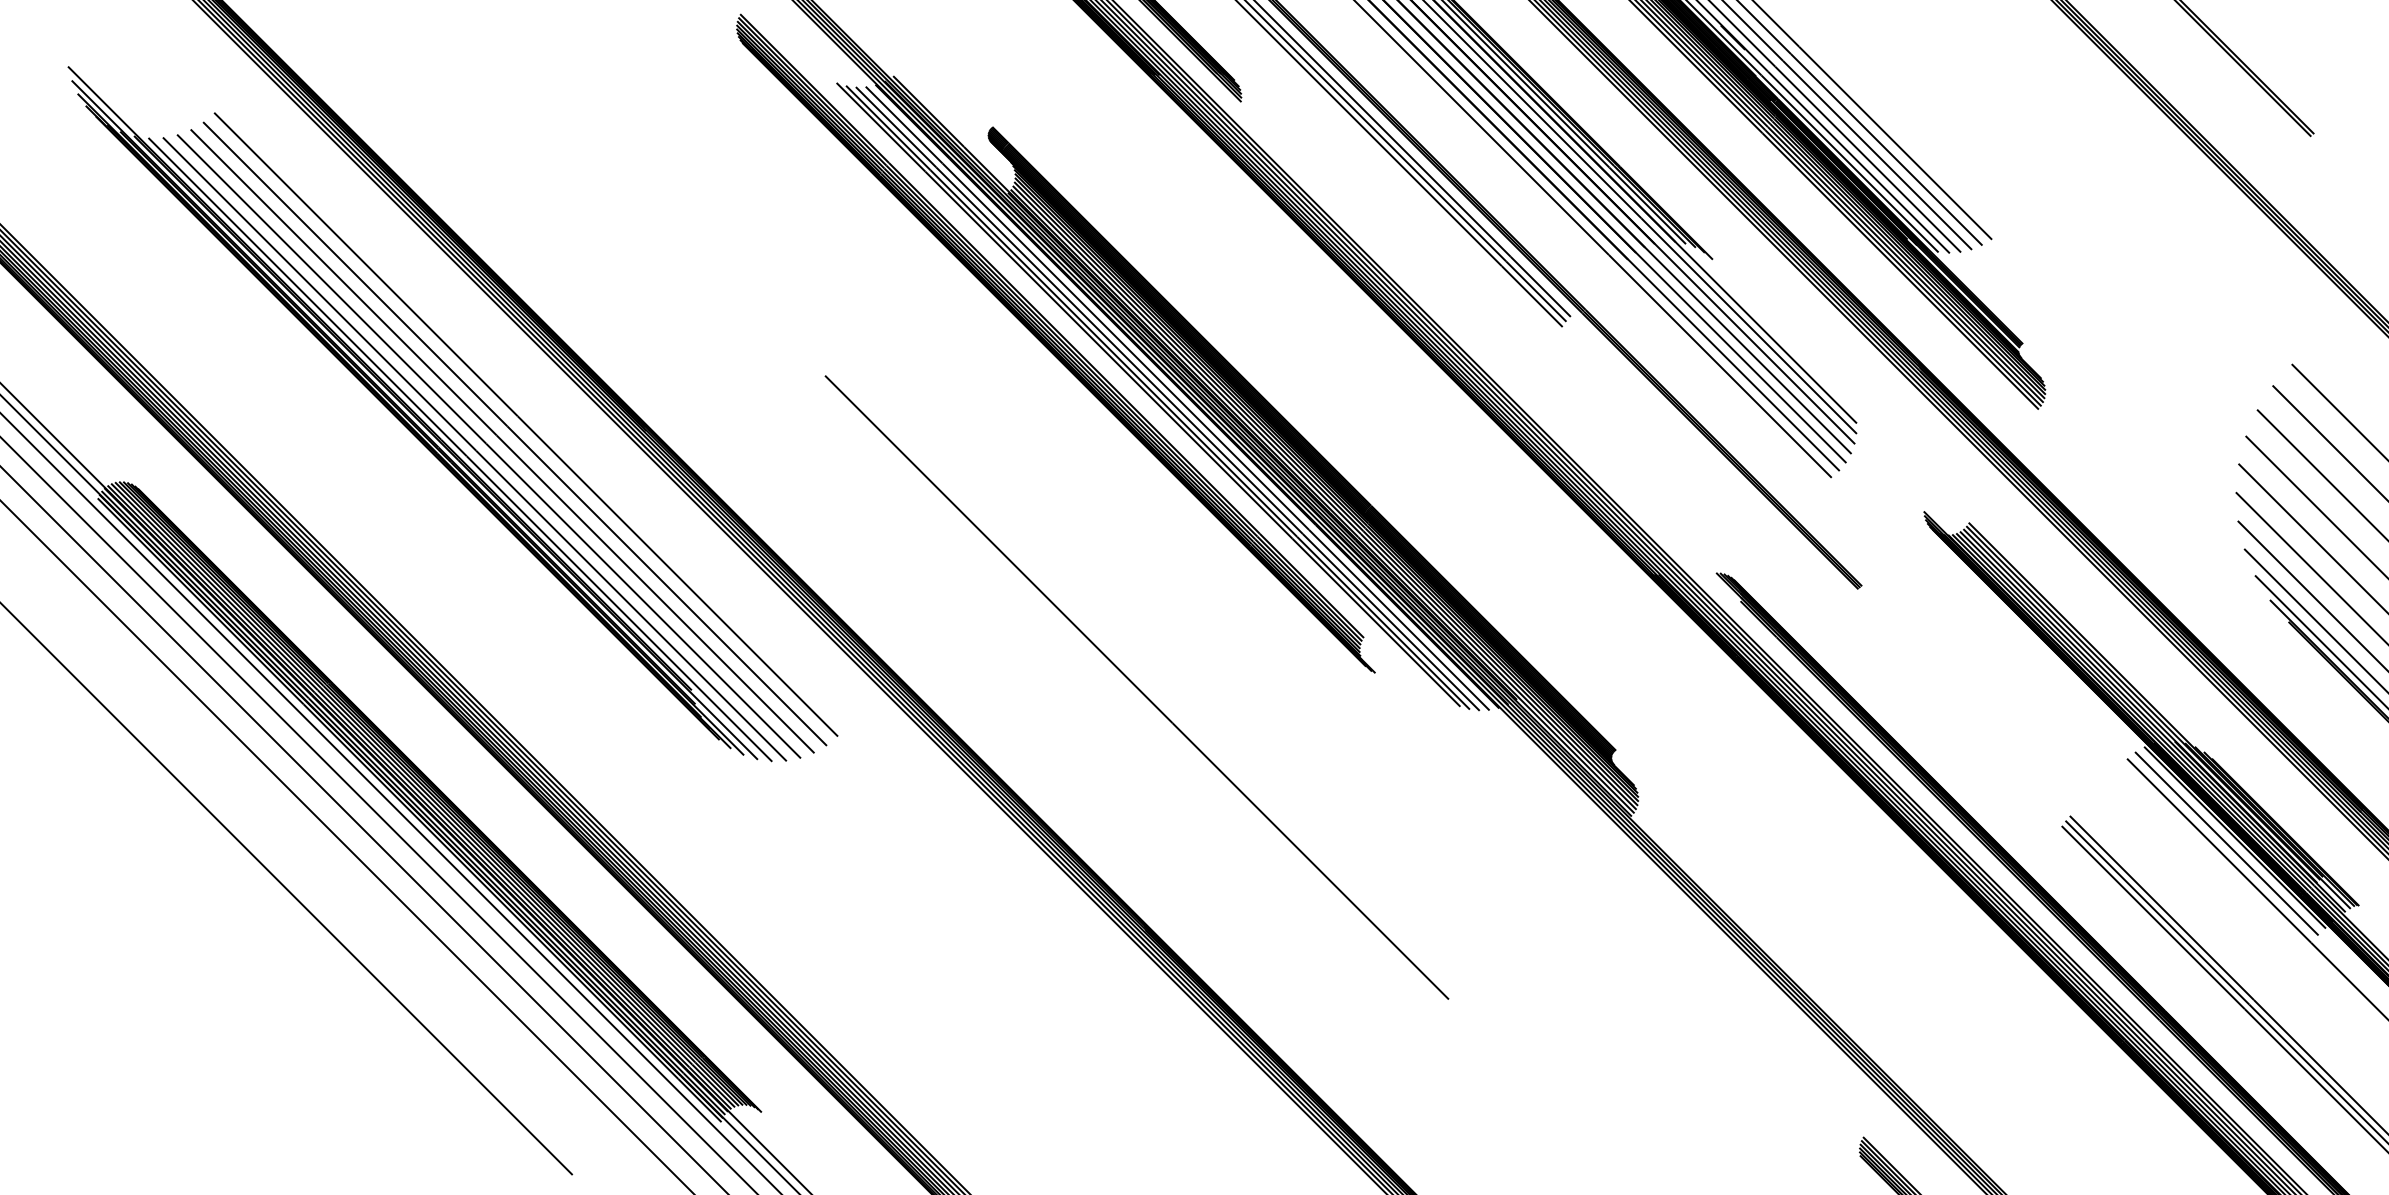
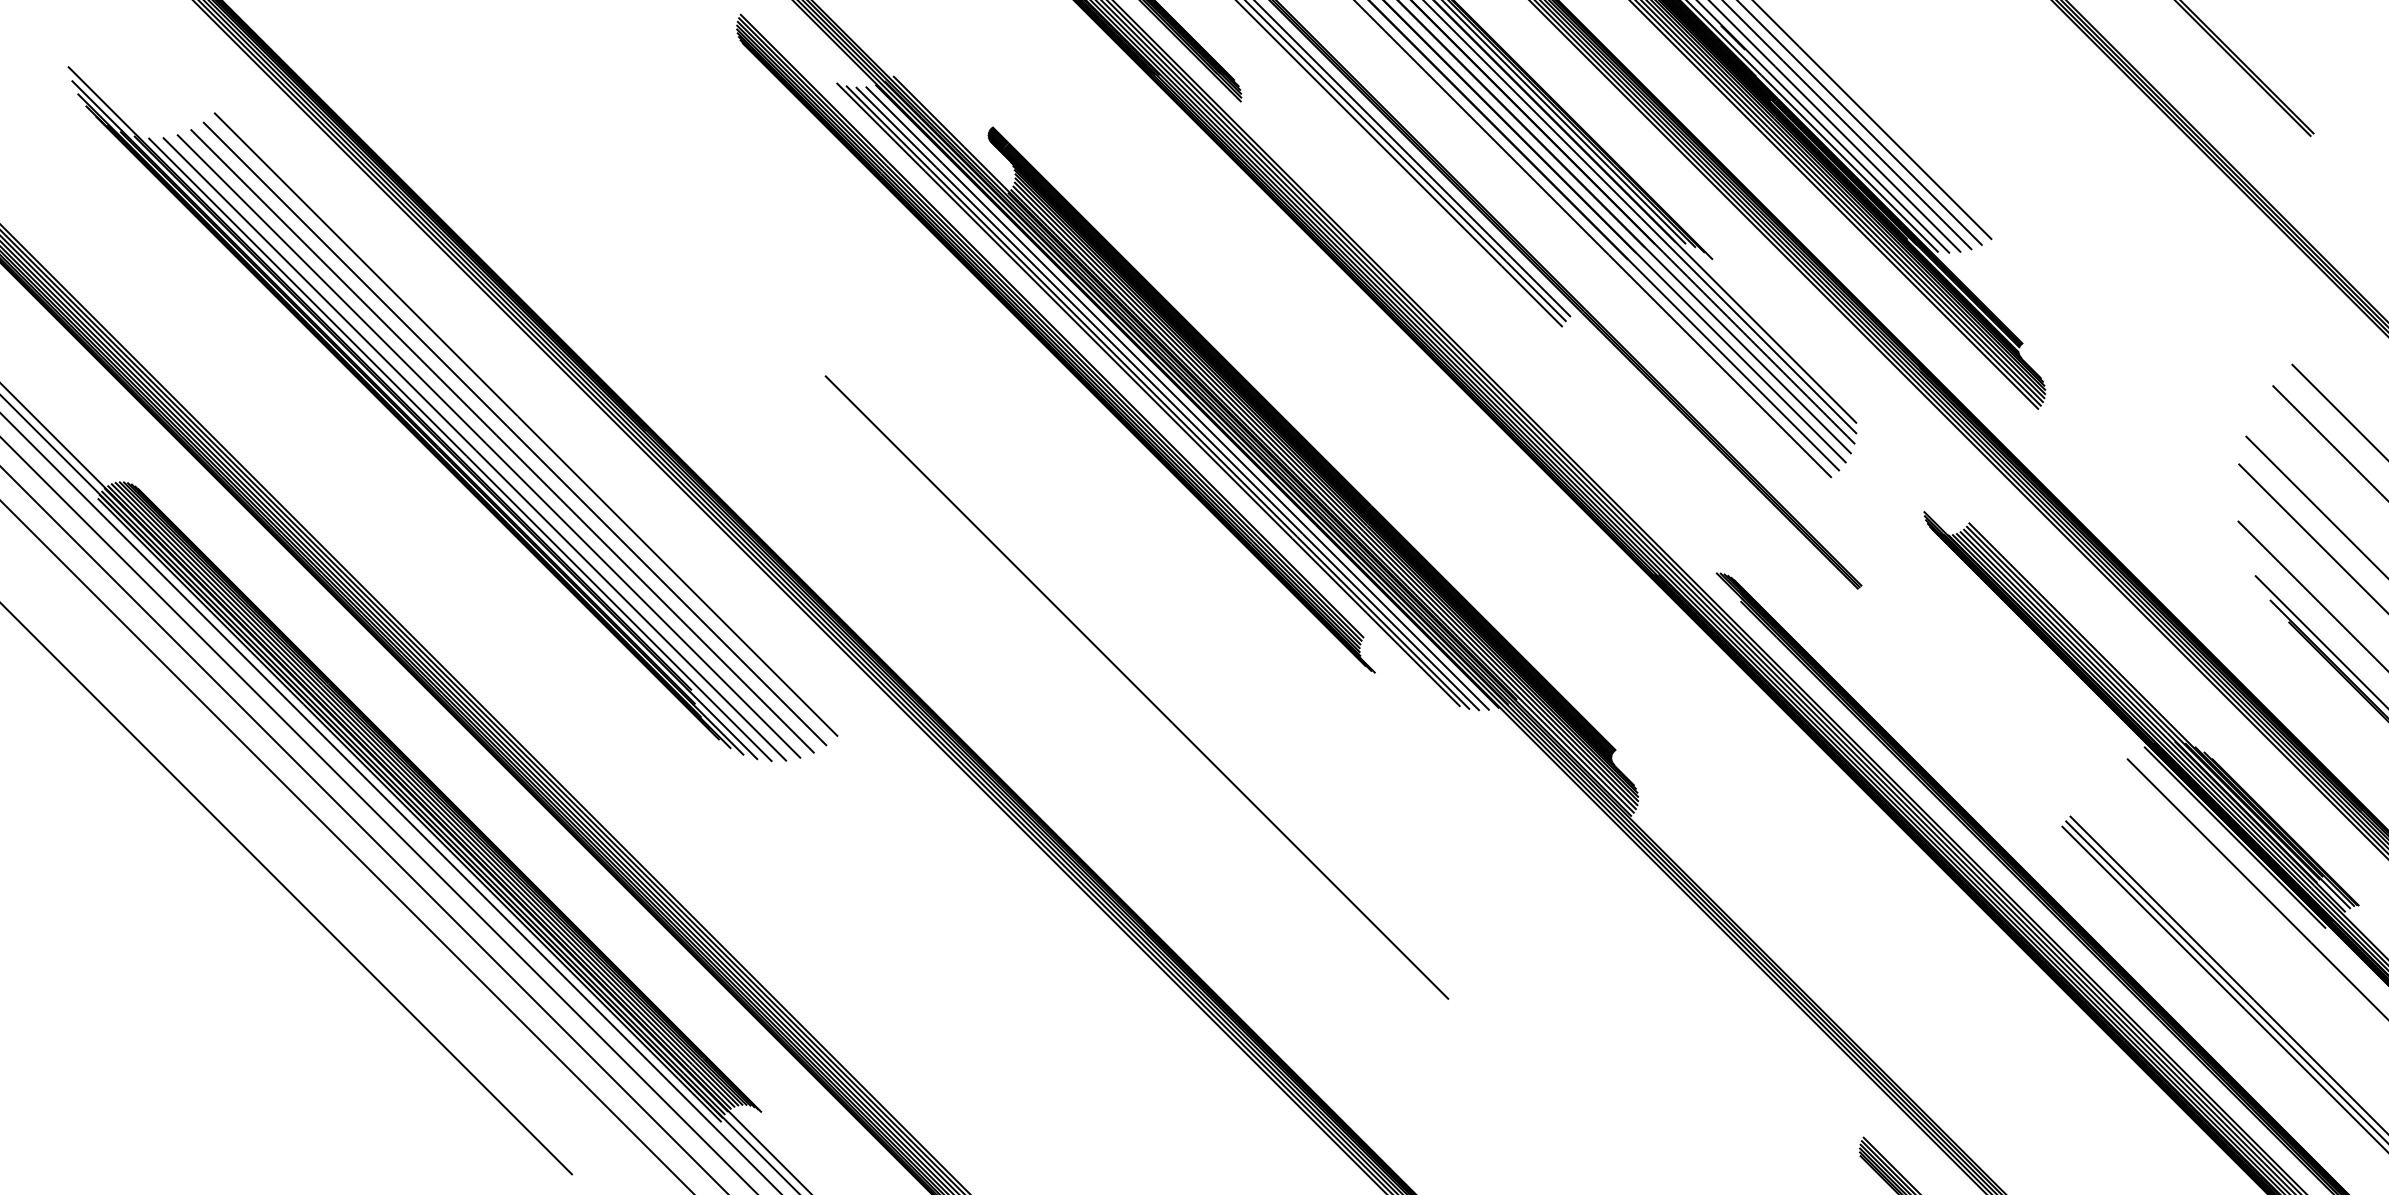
line: present -> none (2321, 473)
line: present -> none (2310, 566)
line: present -> none (2314, 619)
line: present -> none (2226, 843)
